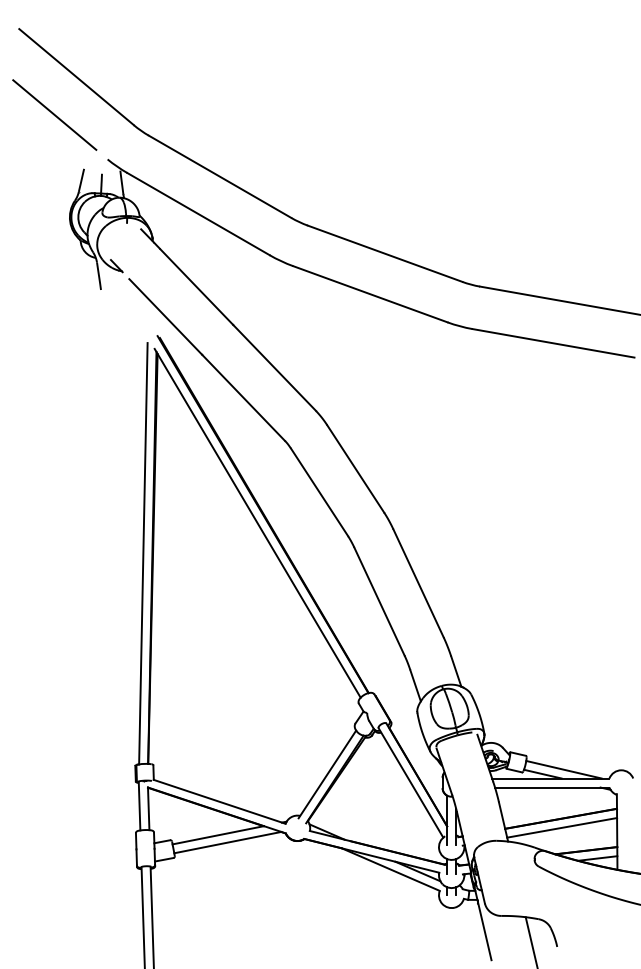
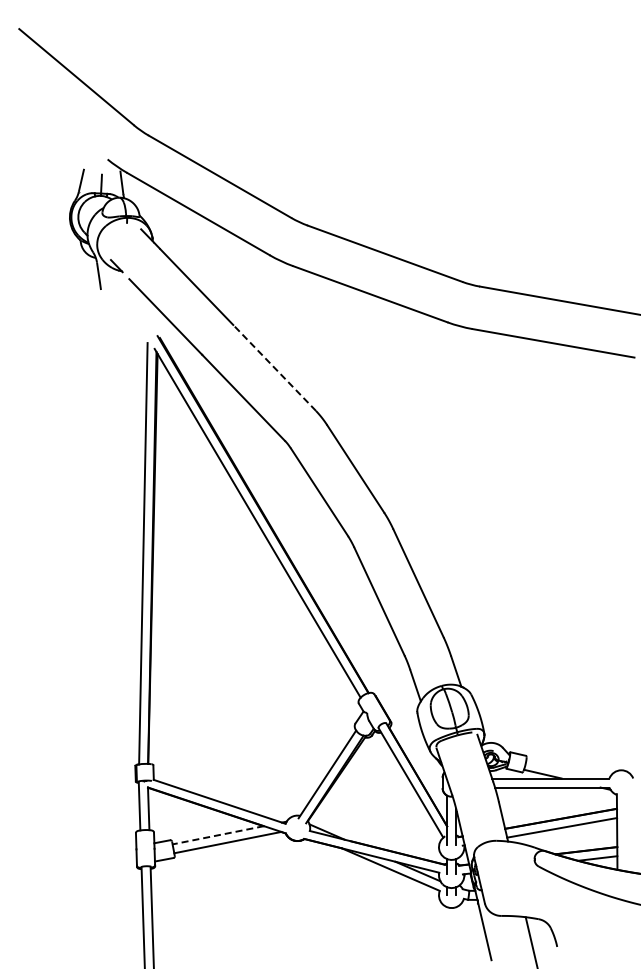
line: present -> none (54, 114)
line: solid -> dashed (274, 367)
line: present -> none (563, 769)
line: solid -> dashed (218, 835)
